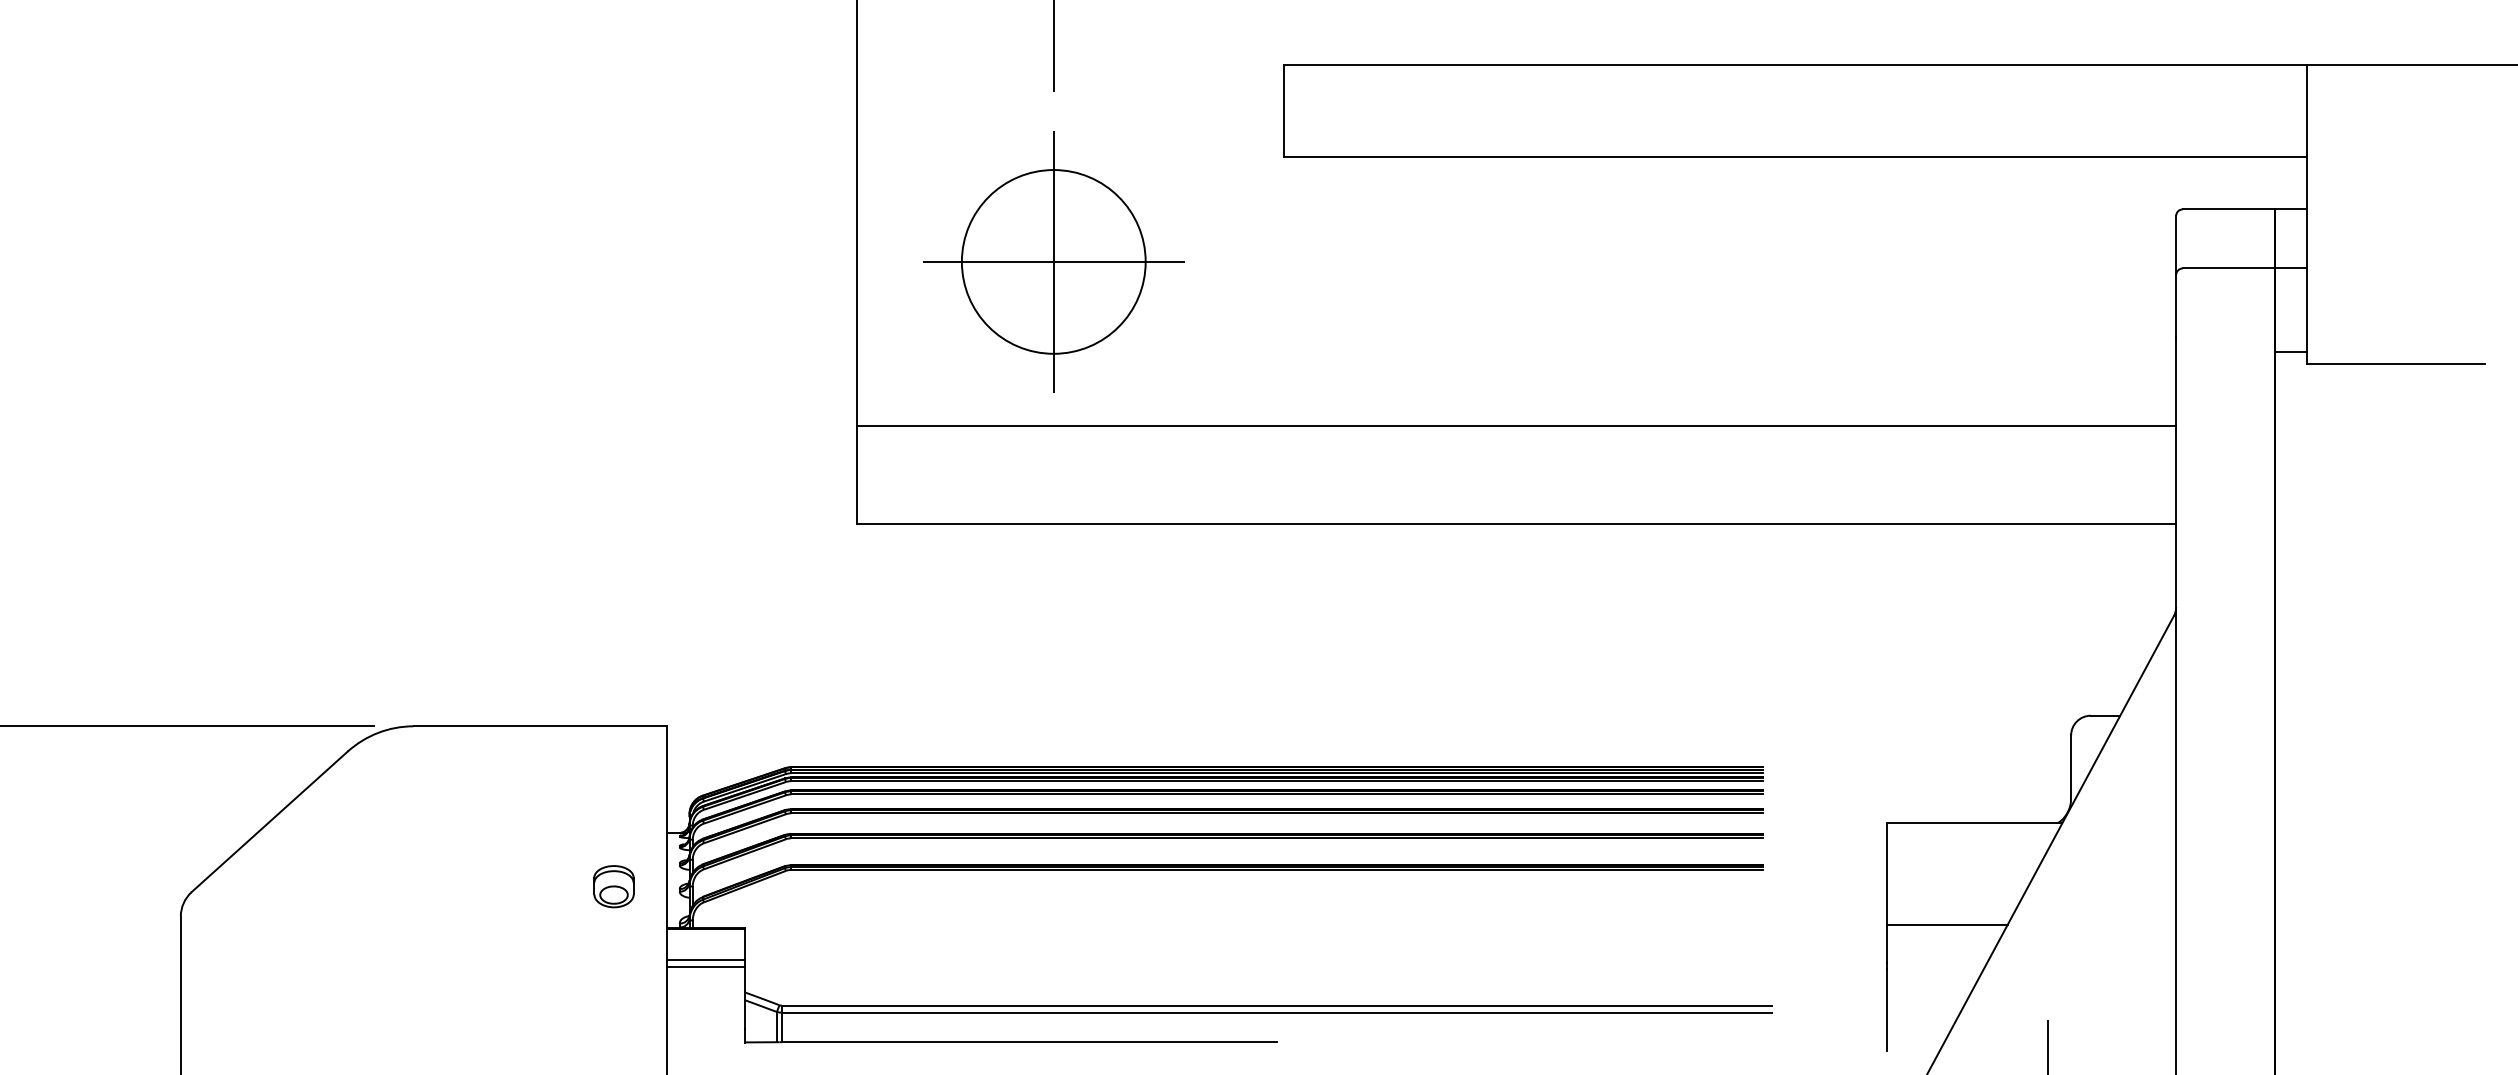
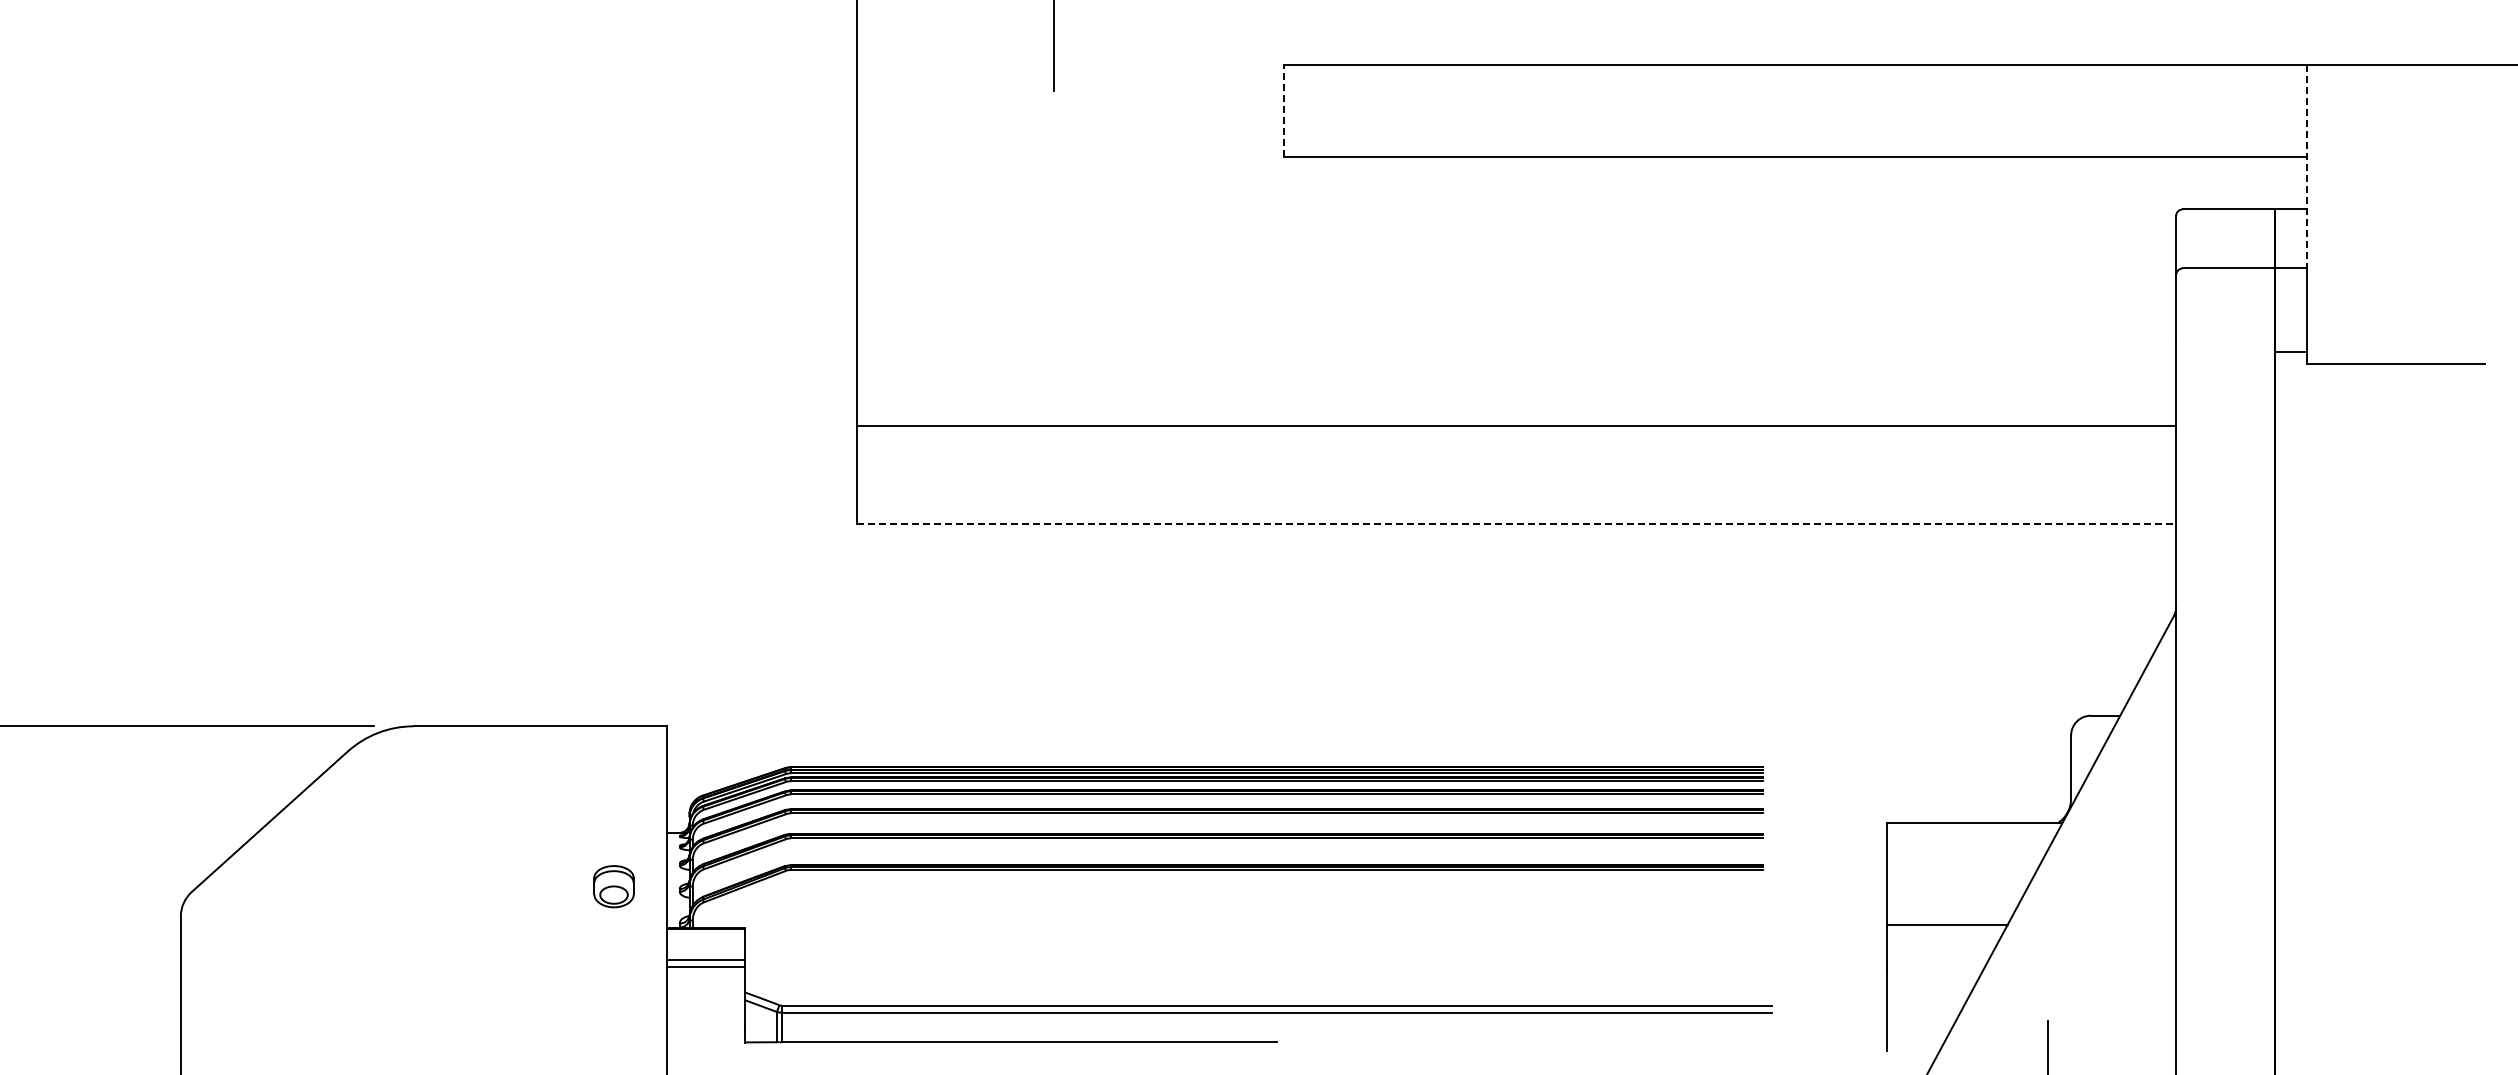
line: solid -> dashed (1283, 110)
line: solid -> dashed (2307, 166)
part: present -> none (1053, 261)
line: solid -> dashed (1516, 524)
